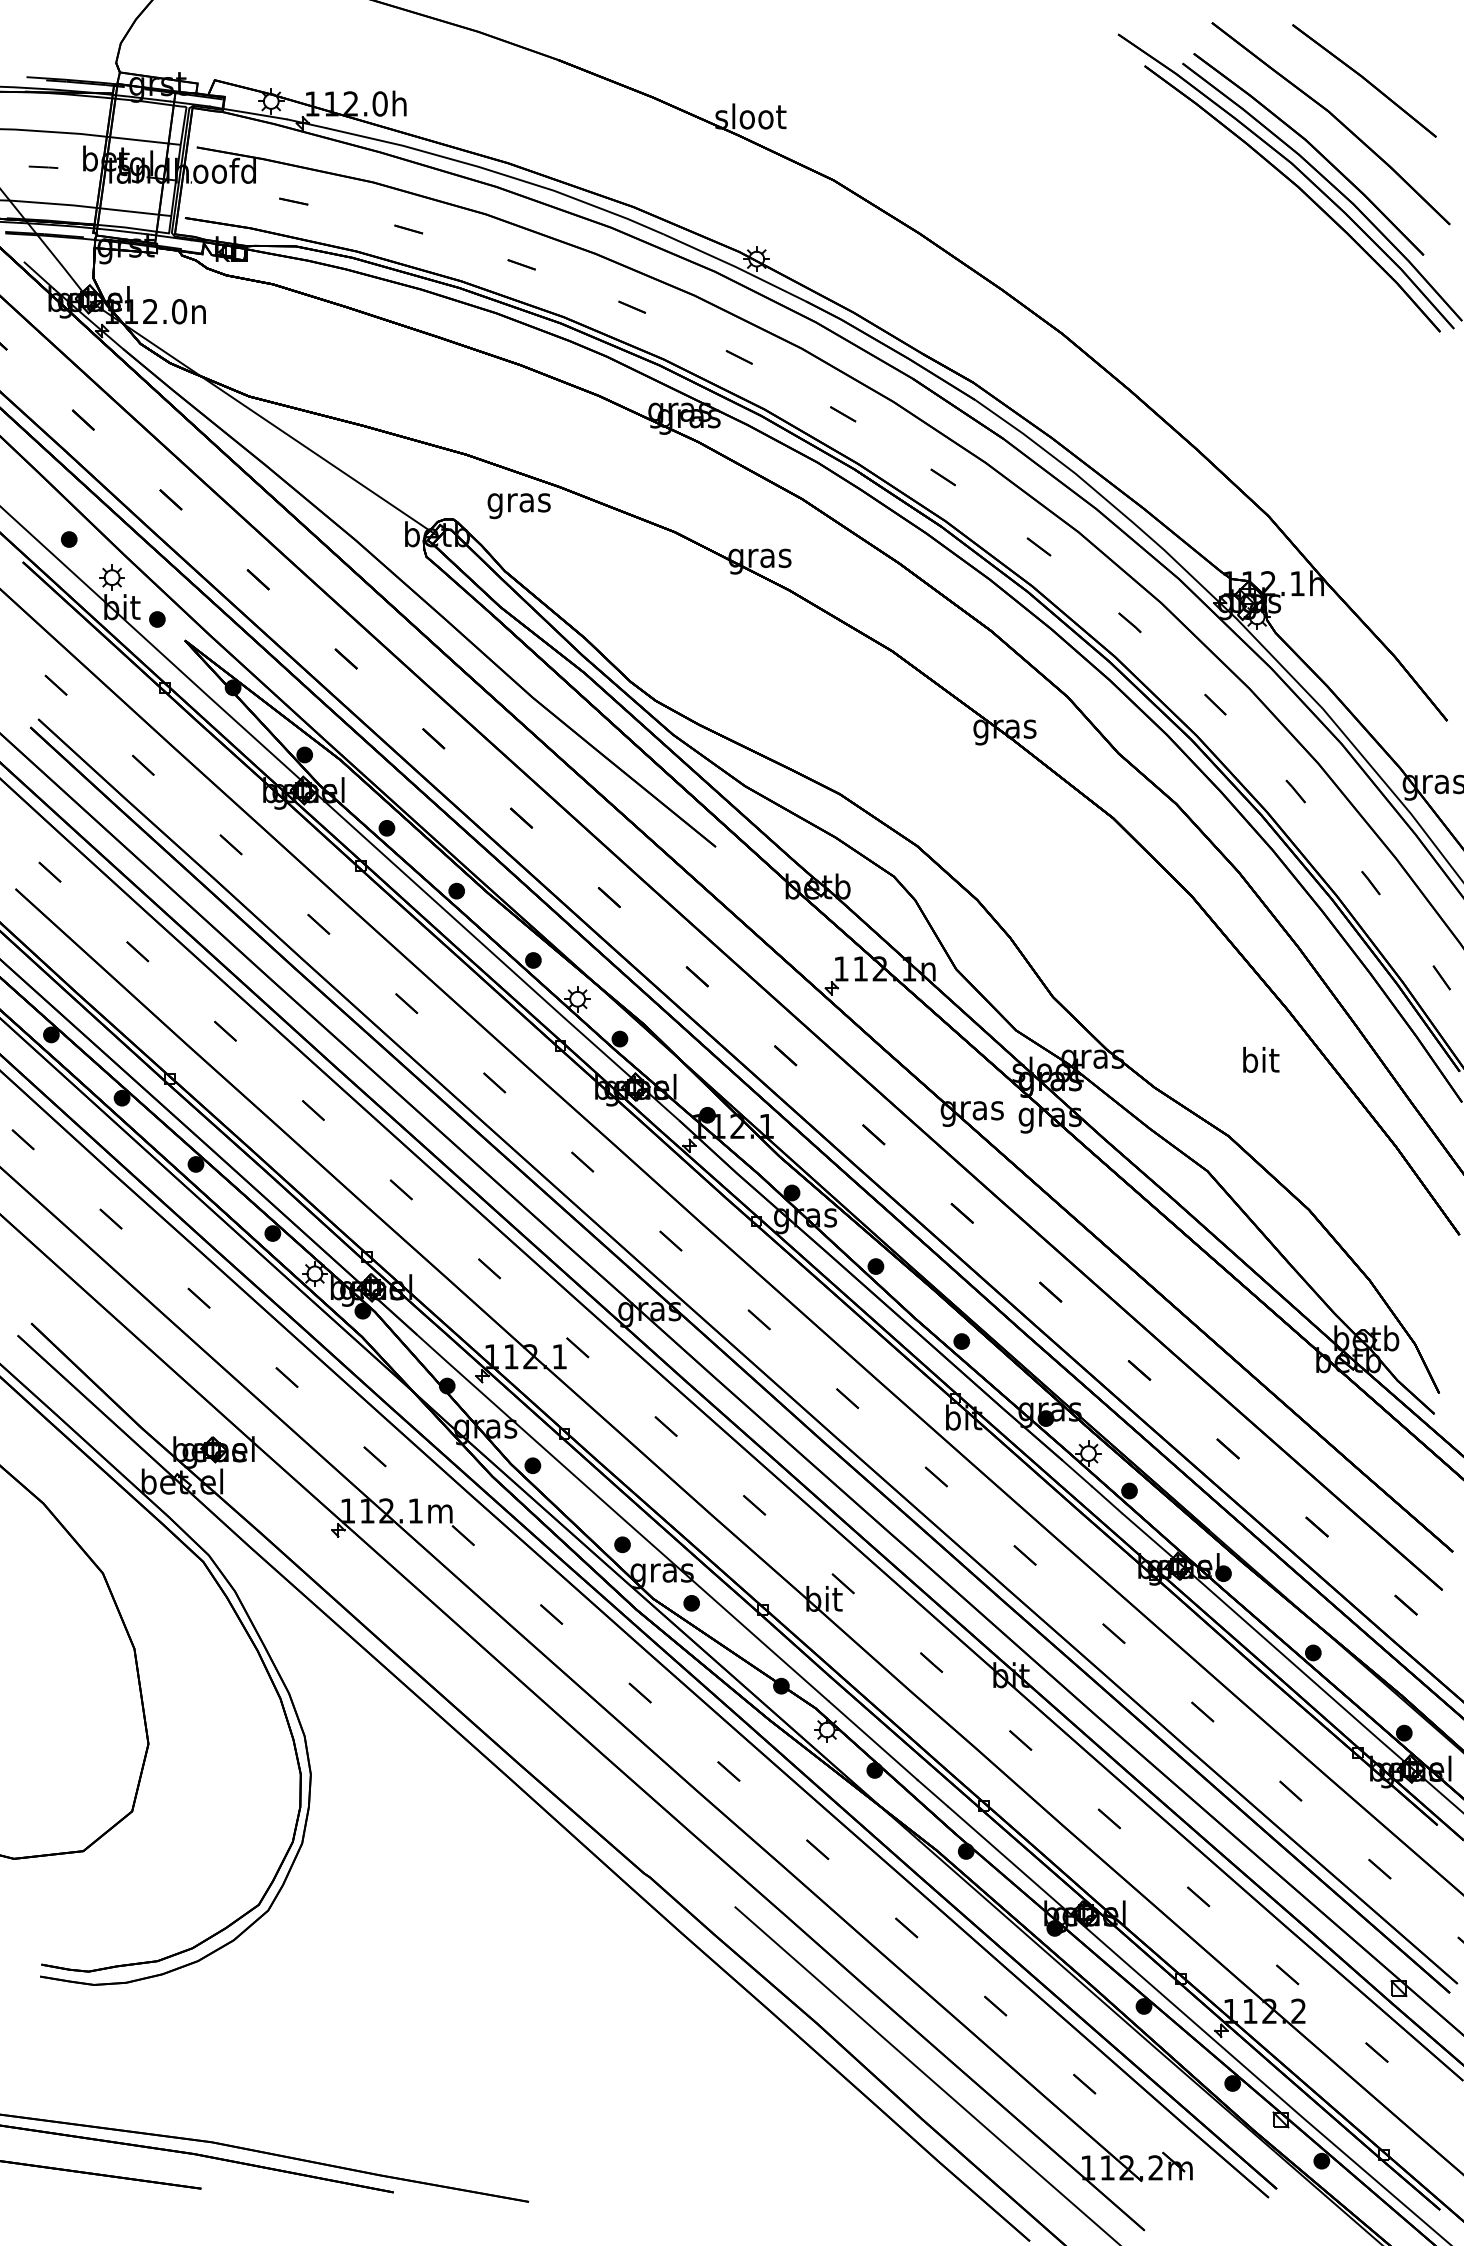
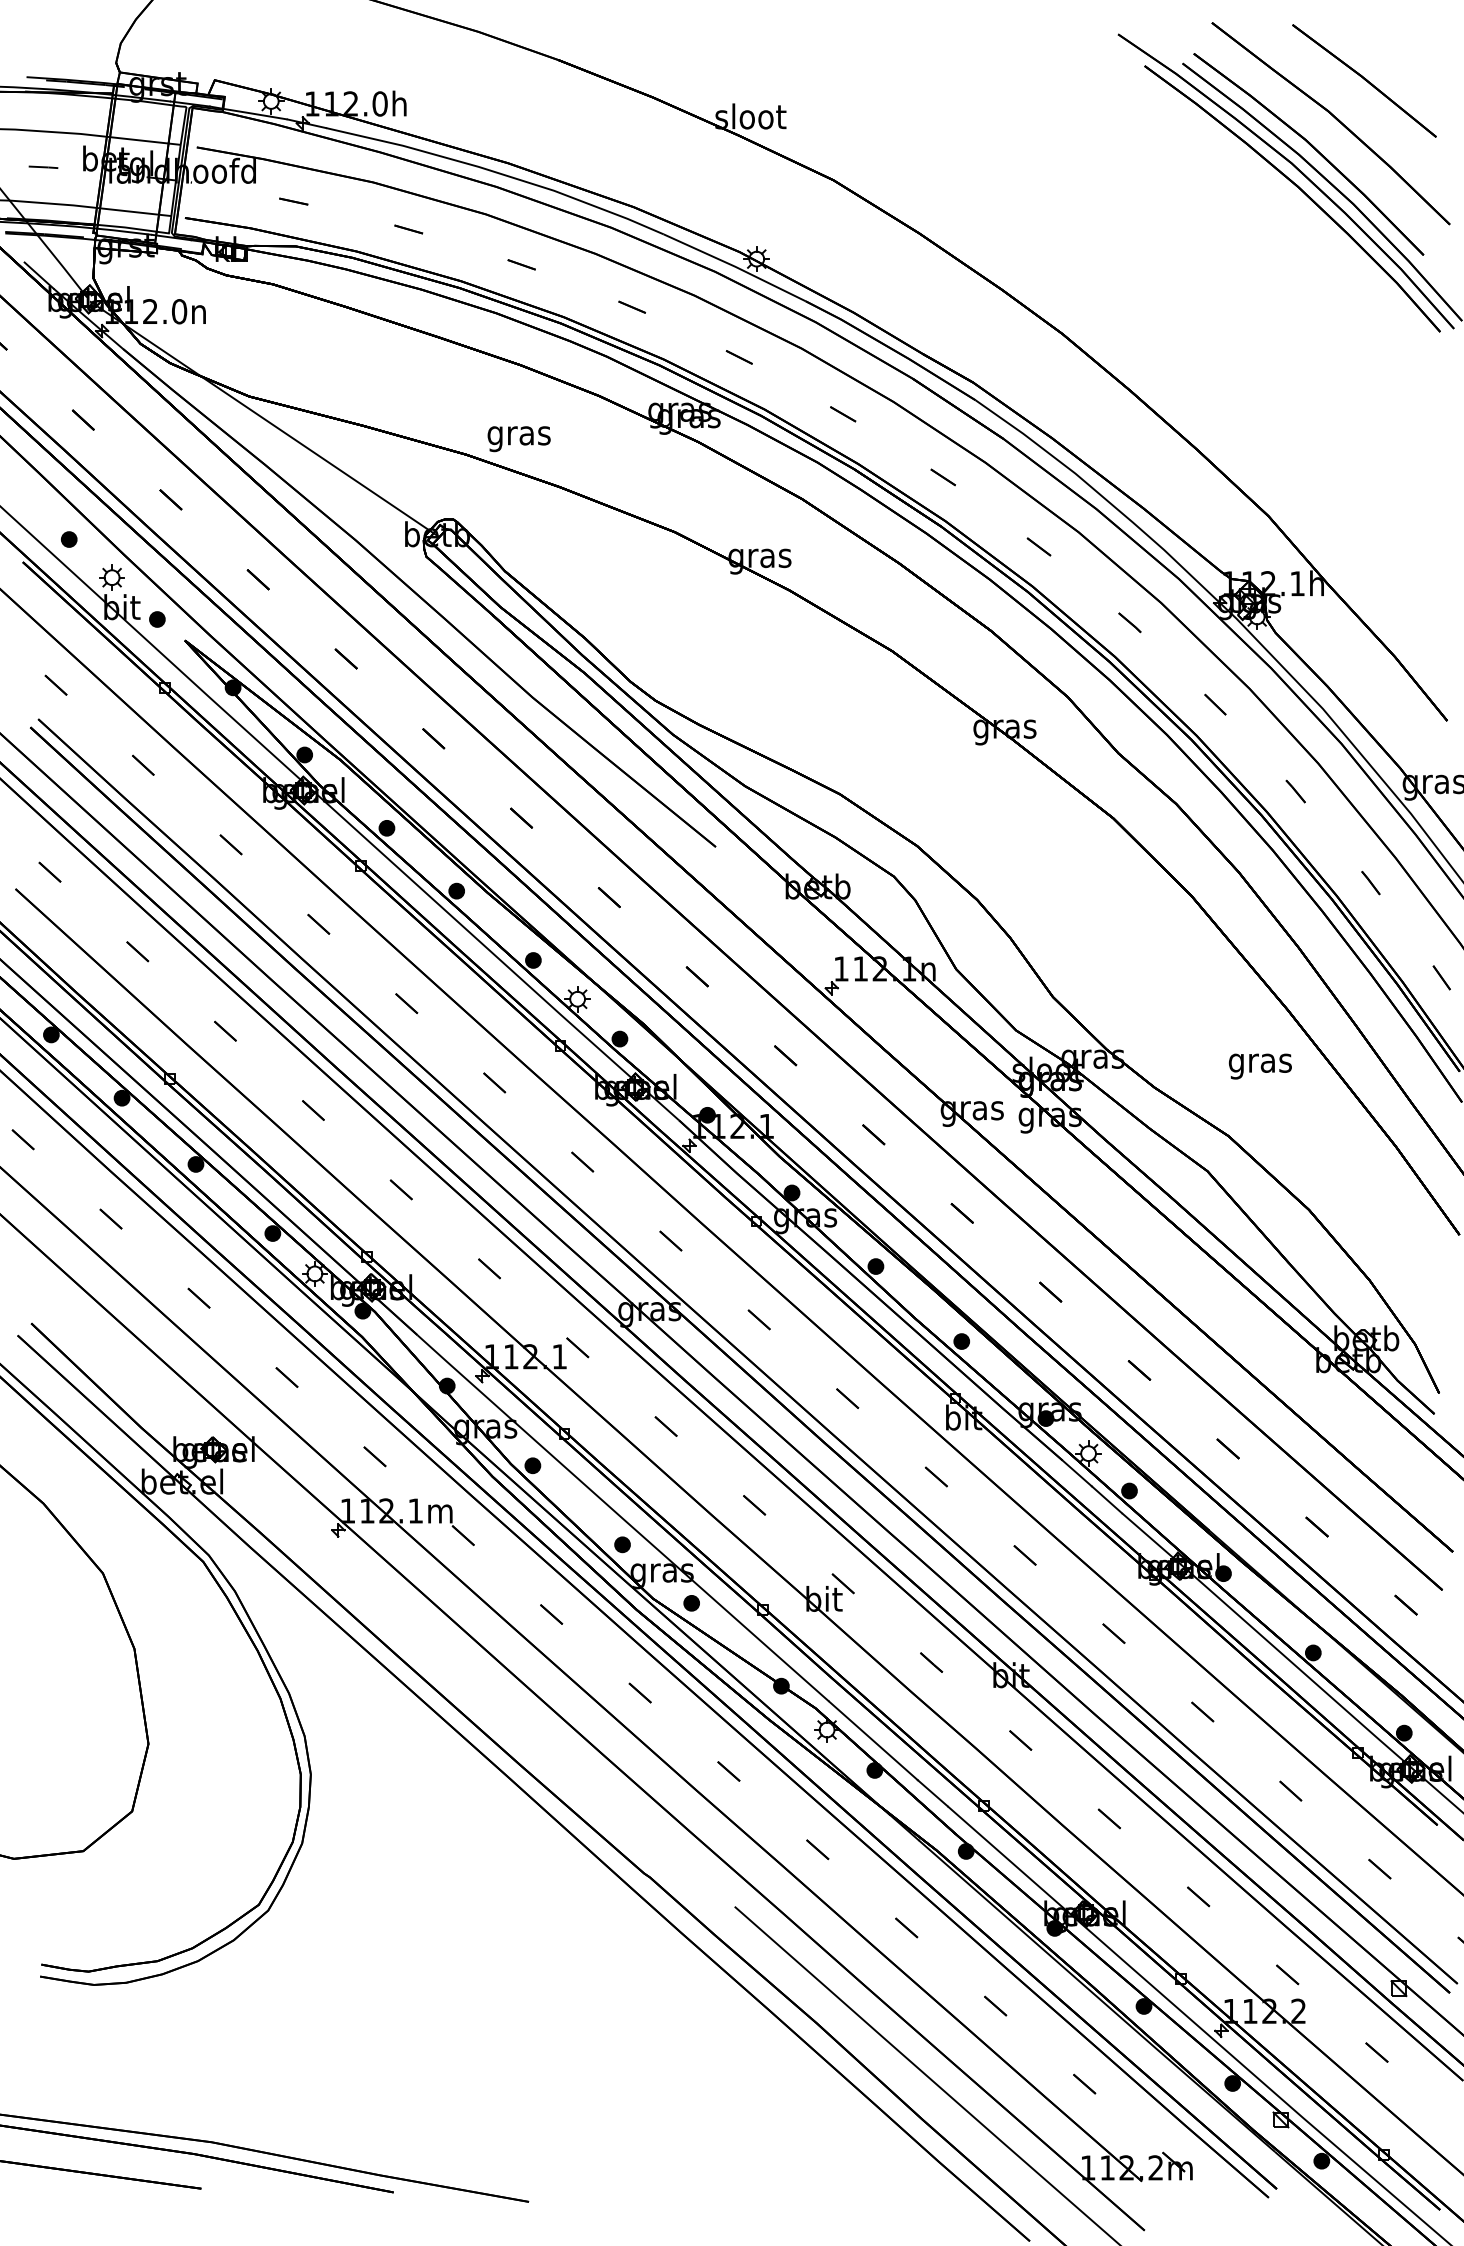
text position: (518, 506) -> (518, 439) (518, 439)
text: bit -> gras (1259, 1062)
